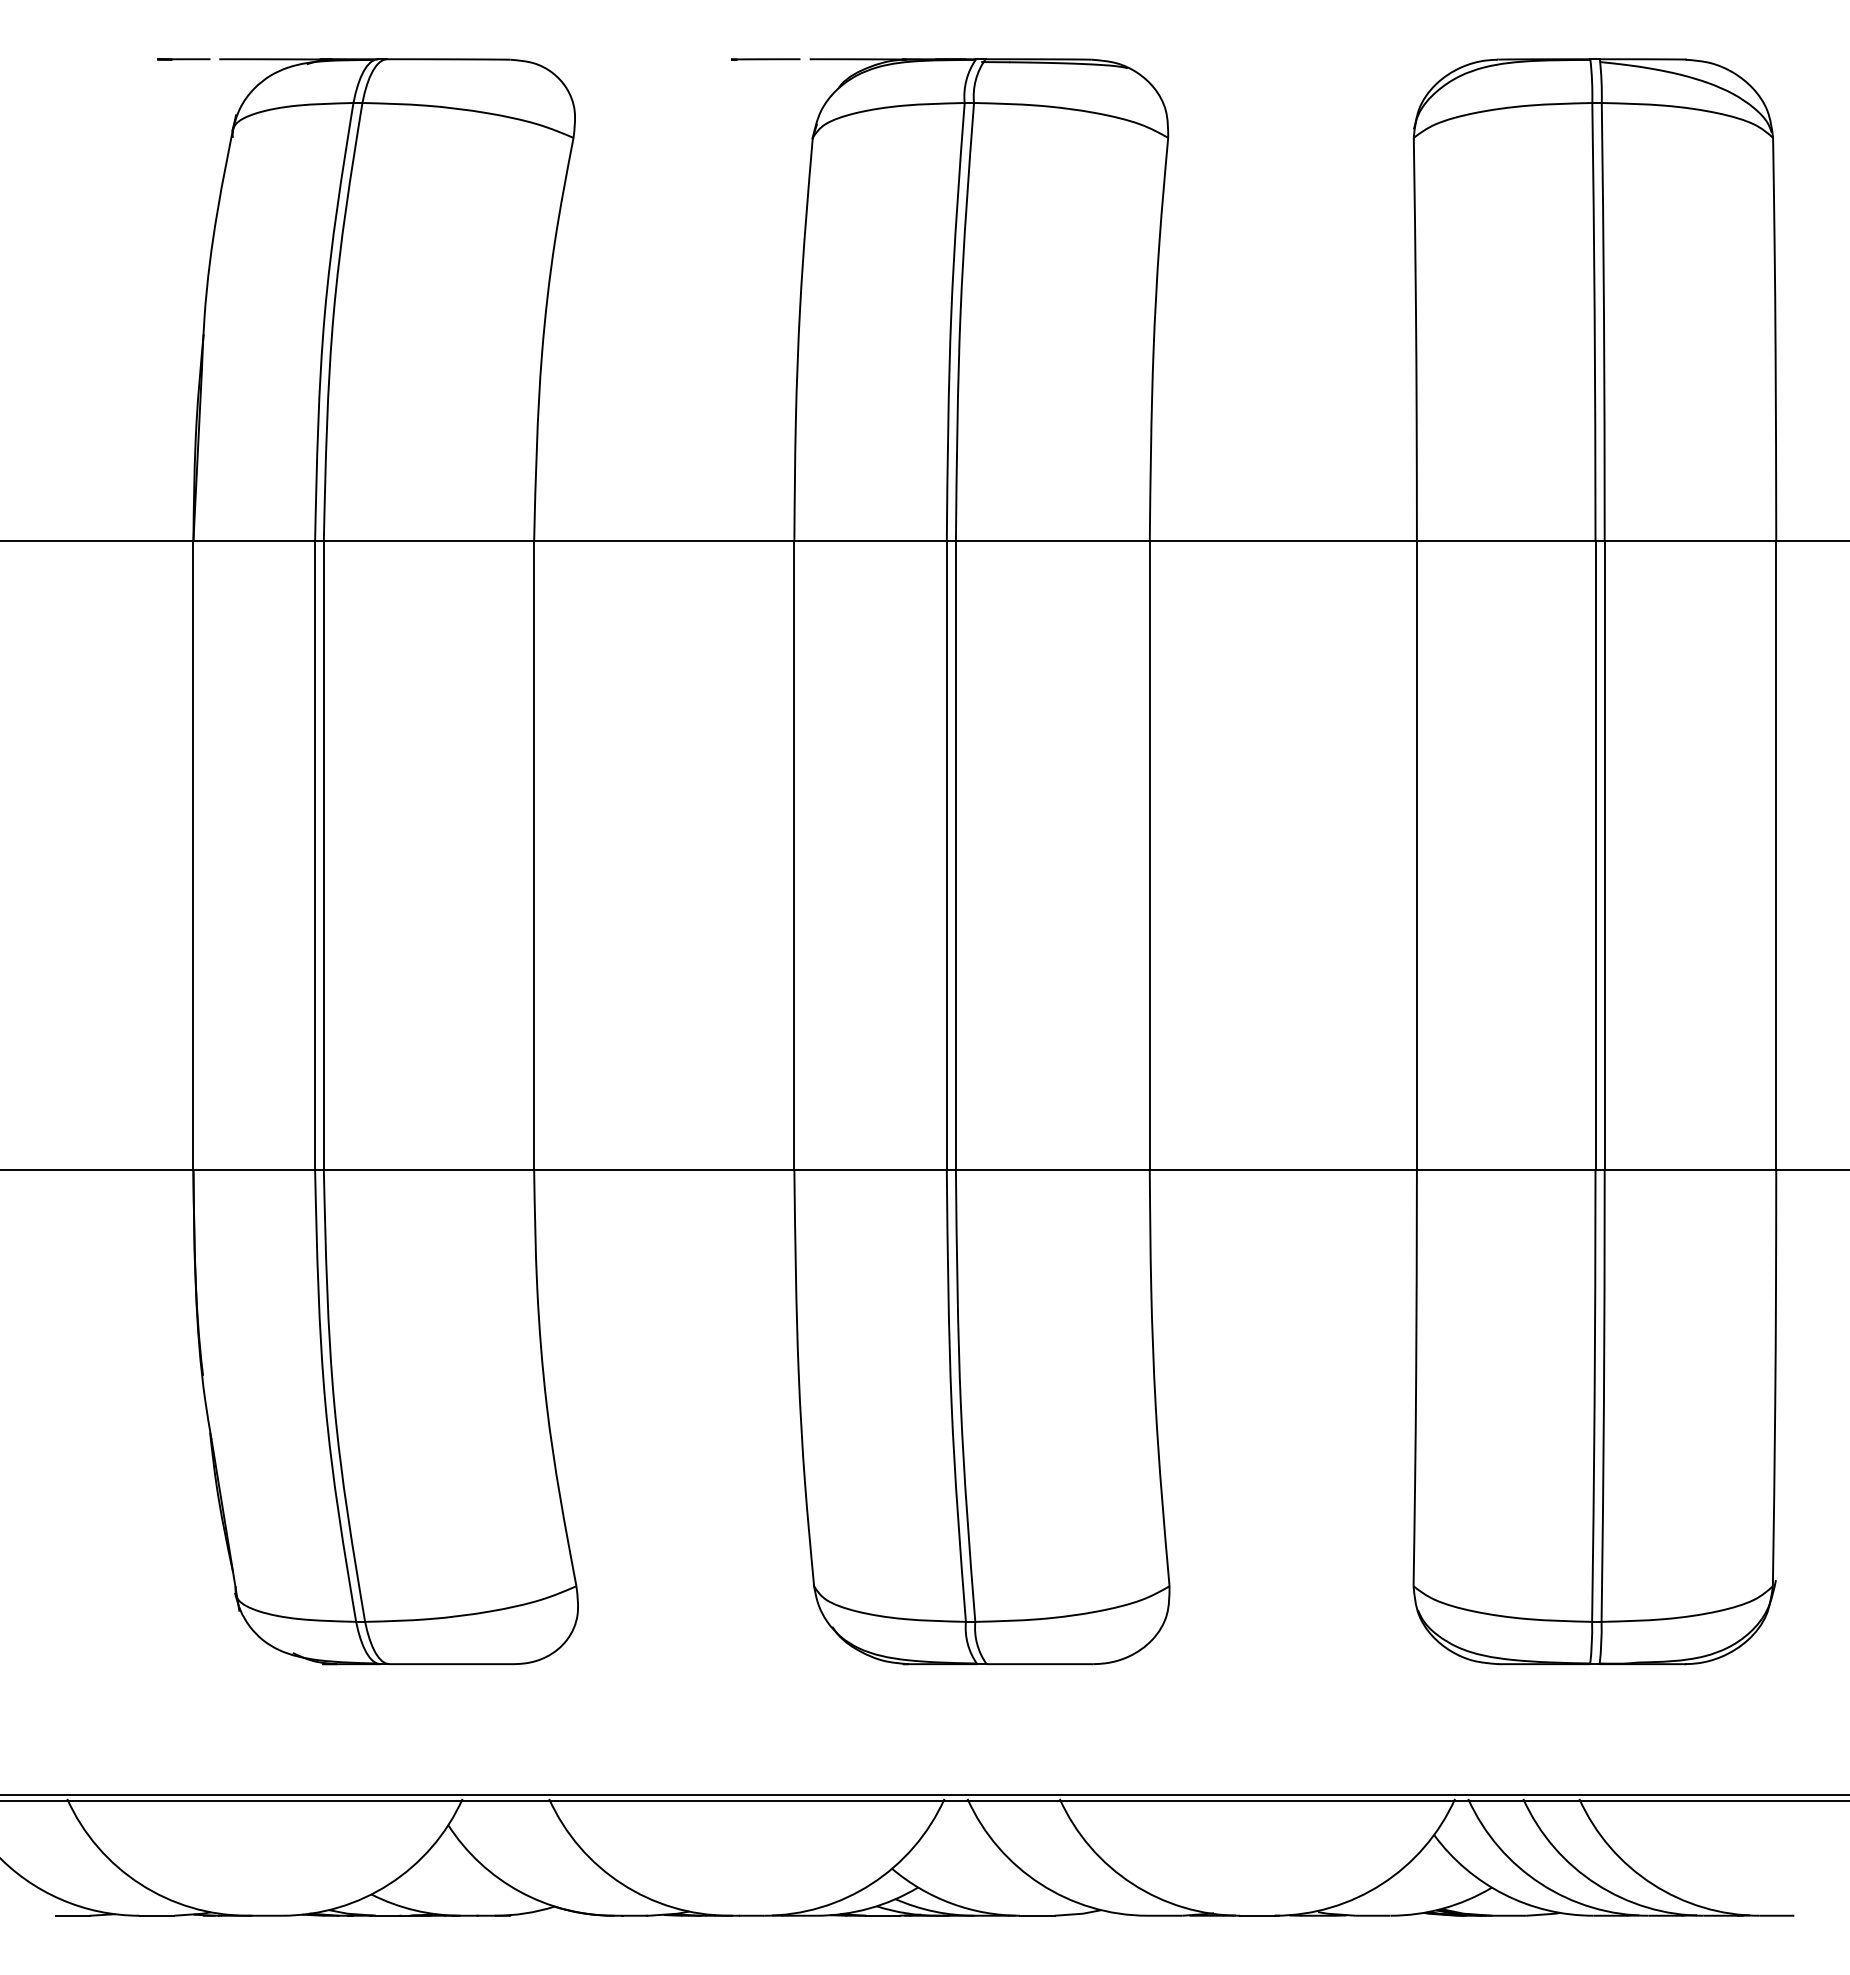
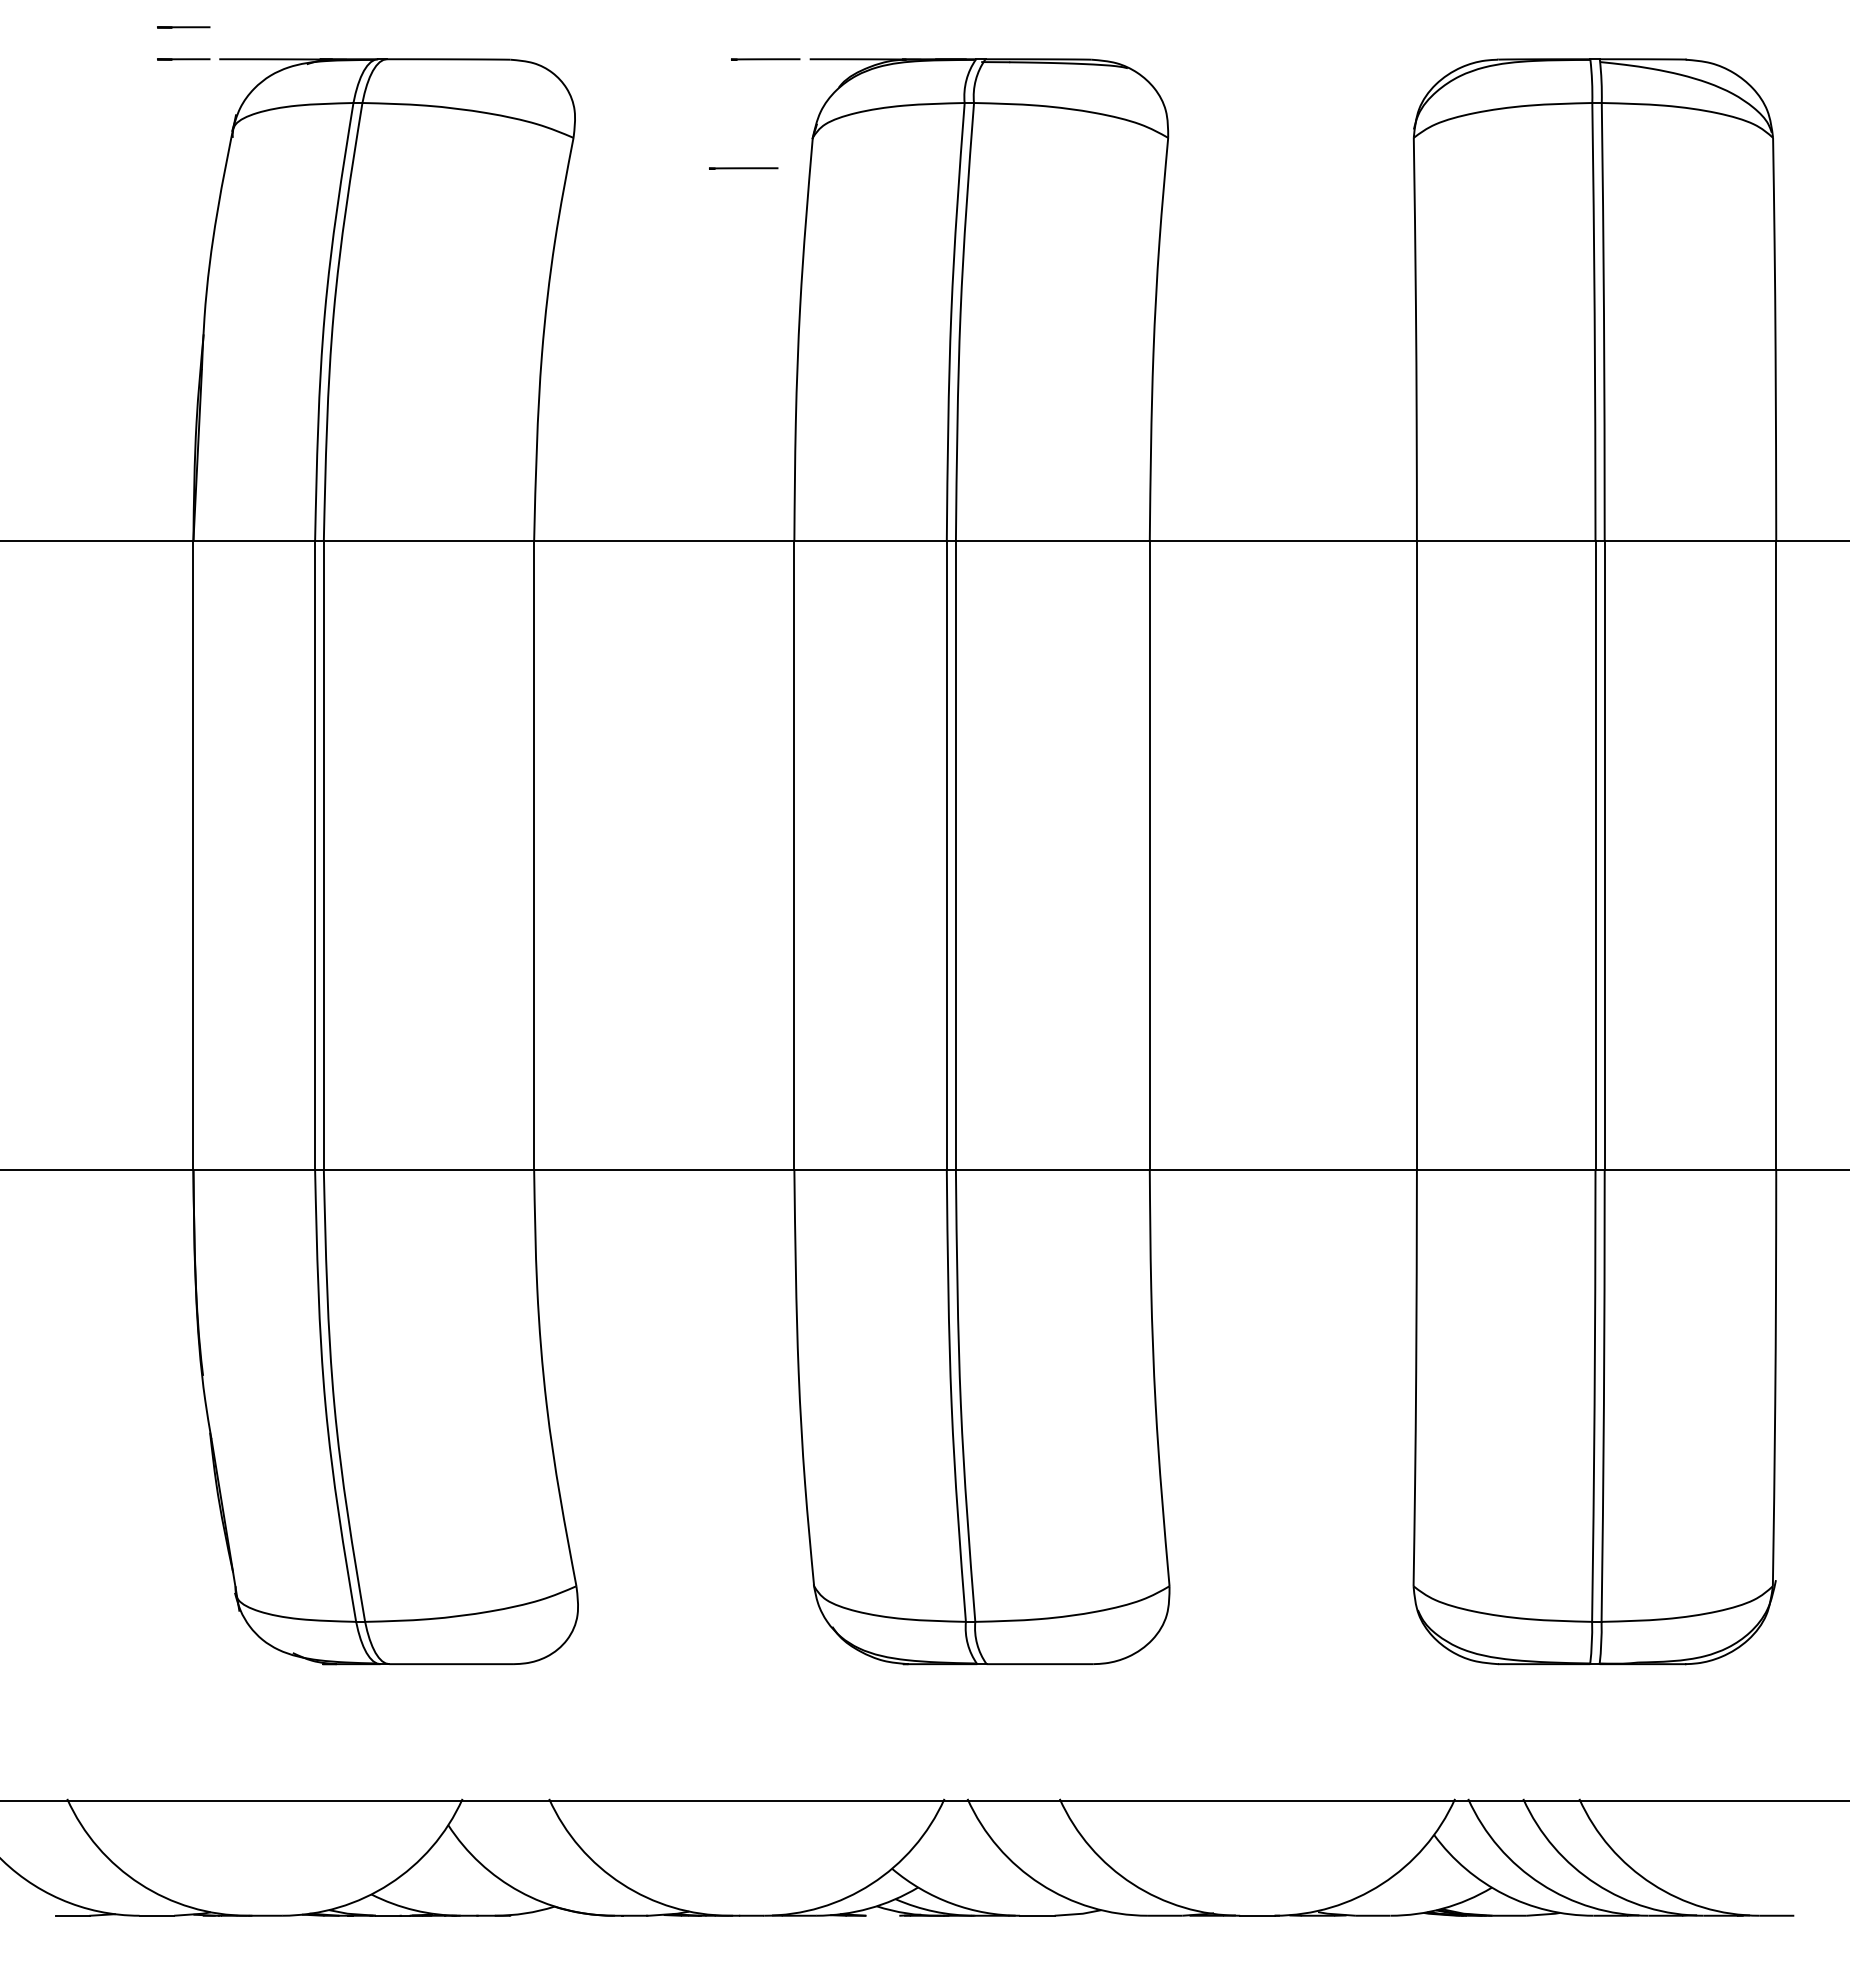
line: none -> present (183, 27)
line: none -> present (743, 168)
line: present -> none (924, 1795)
line: present -> none (882, 1915)
